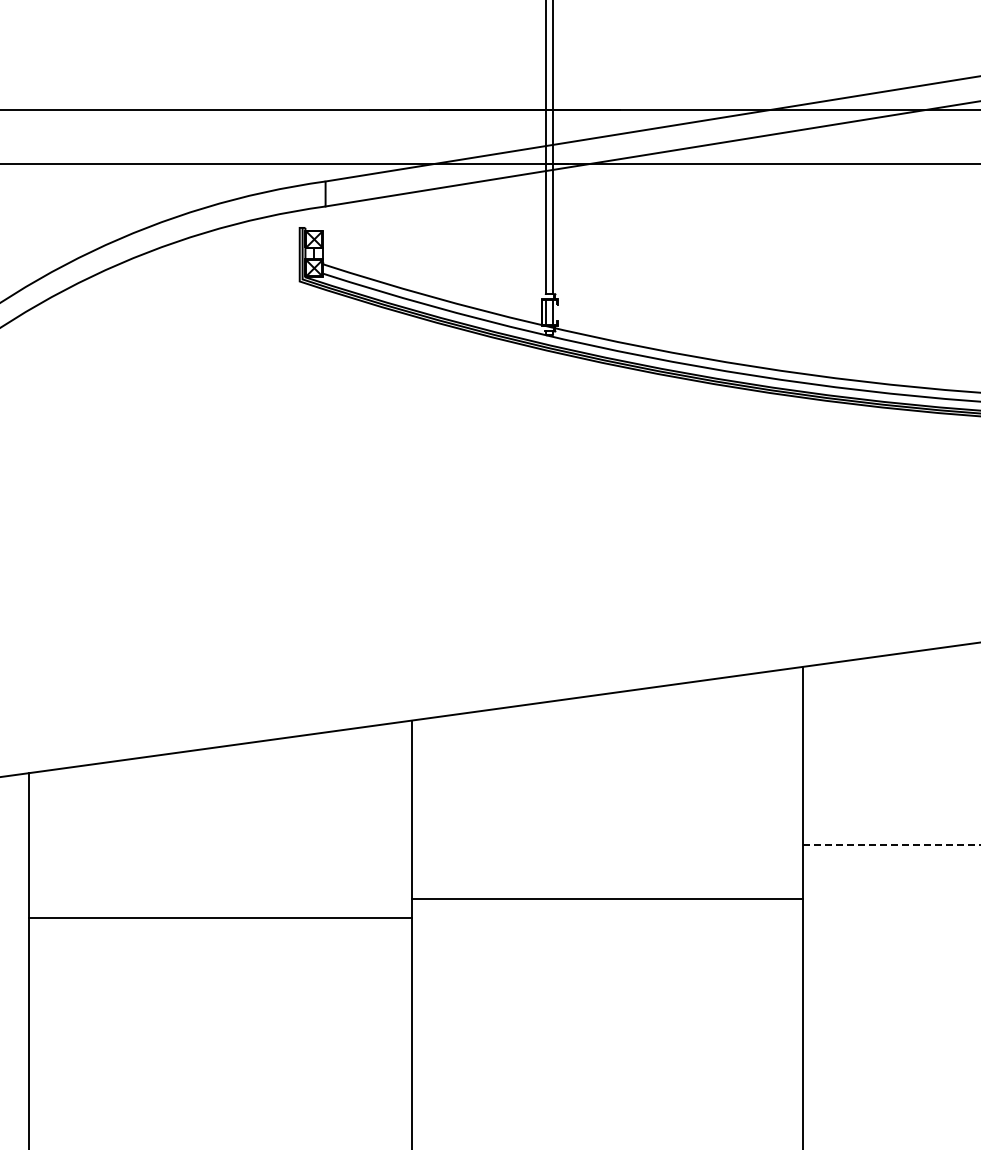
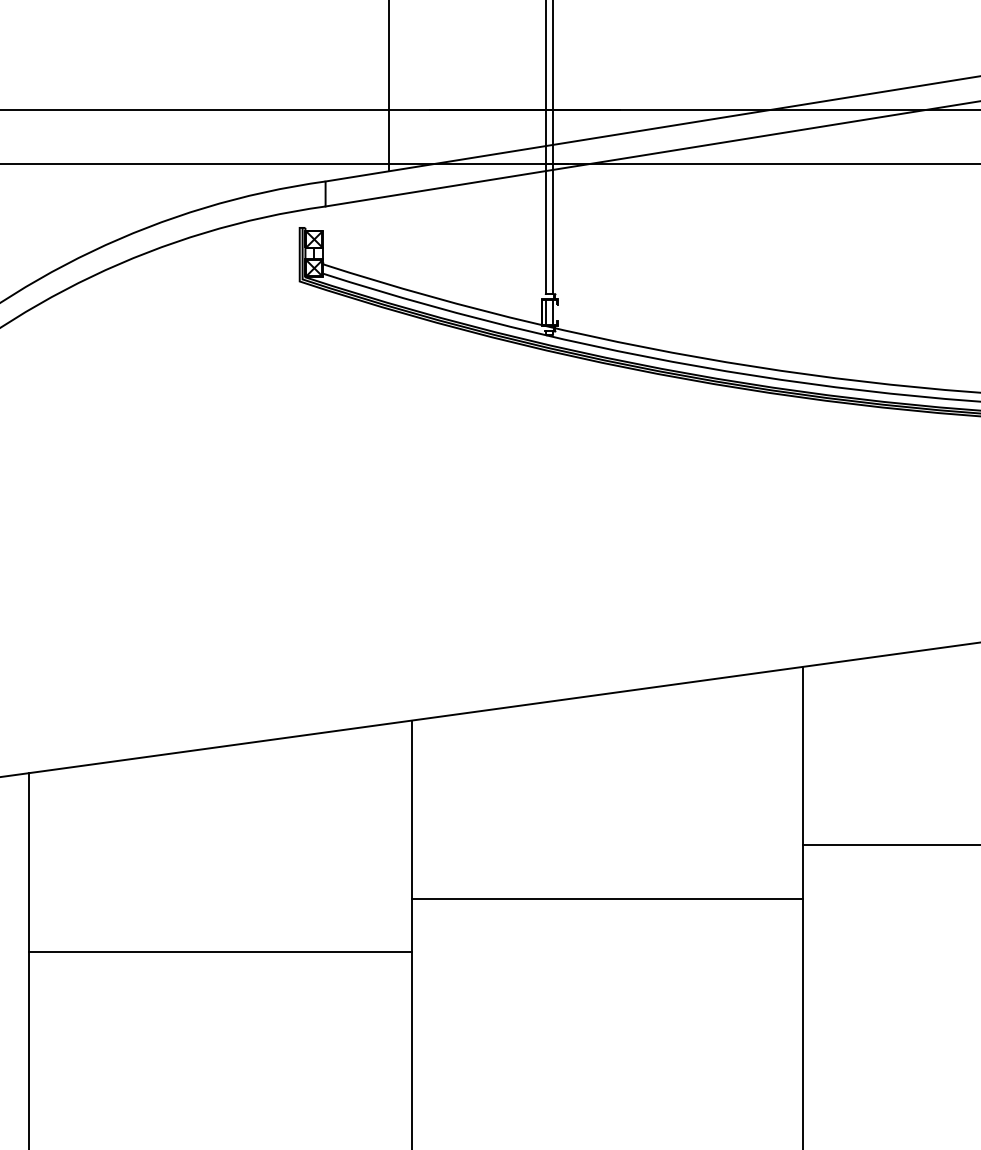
line: none -> present (389, 86)
line: dashed -> solid (891, 845)
line position: (220, 917) -> (220, 951) (220, 951)
